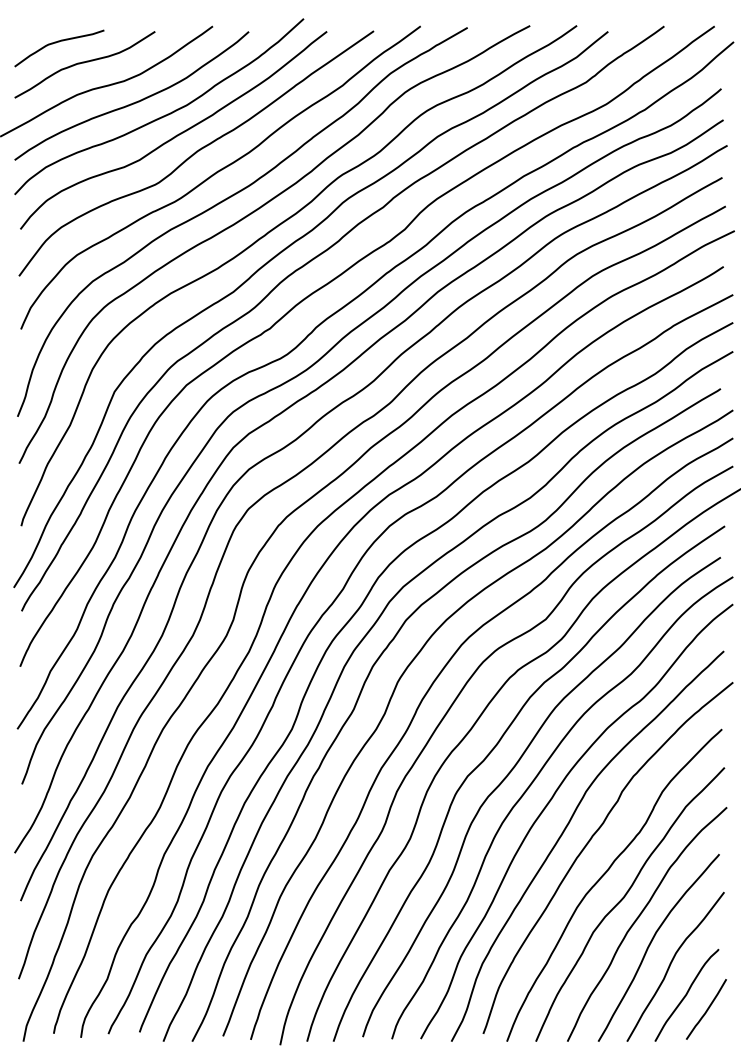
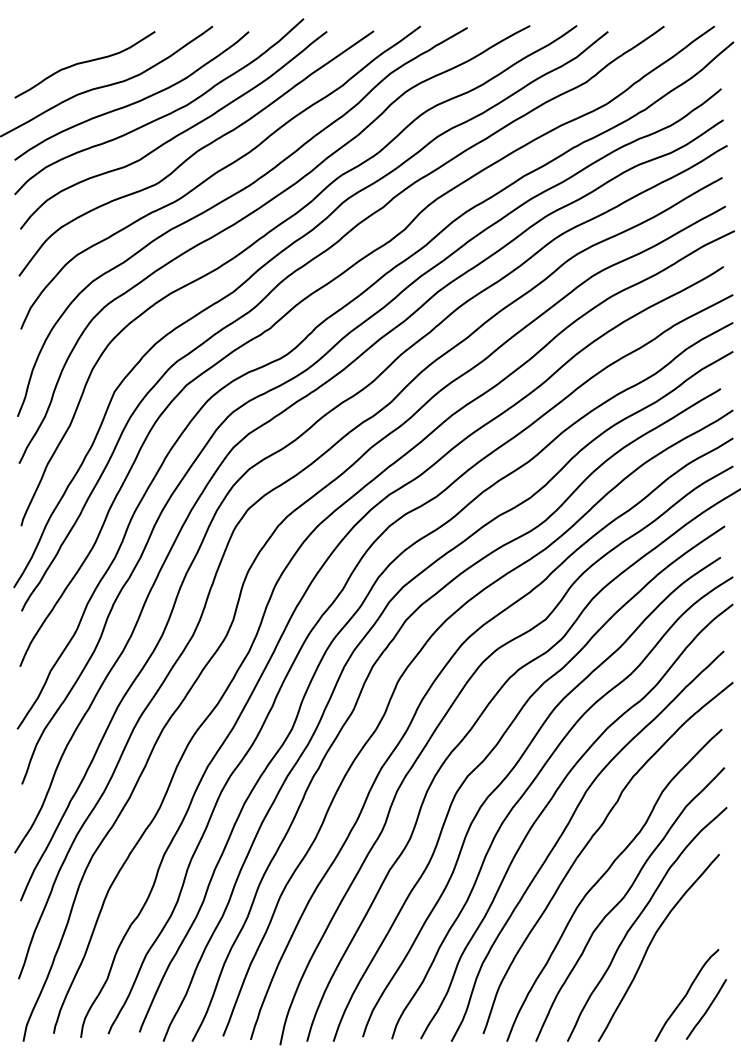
curve: present -> none (56, 43)
curve: present -> none (671, 964)
